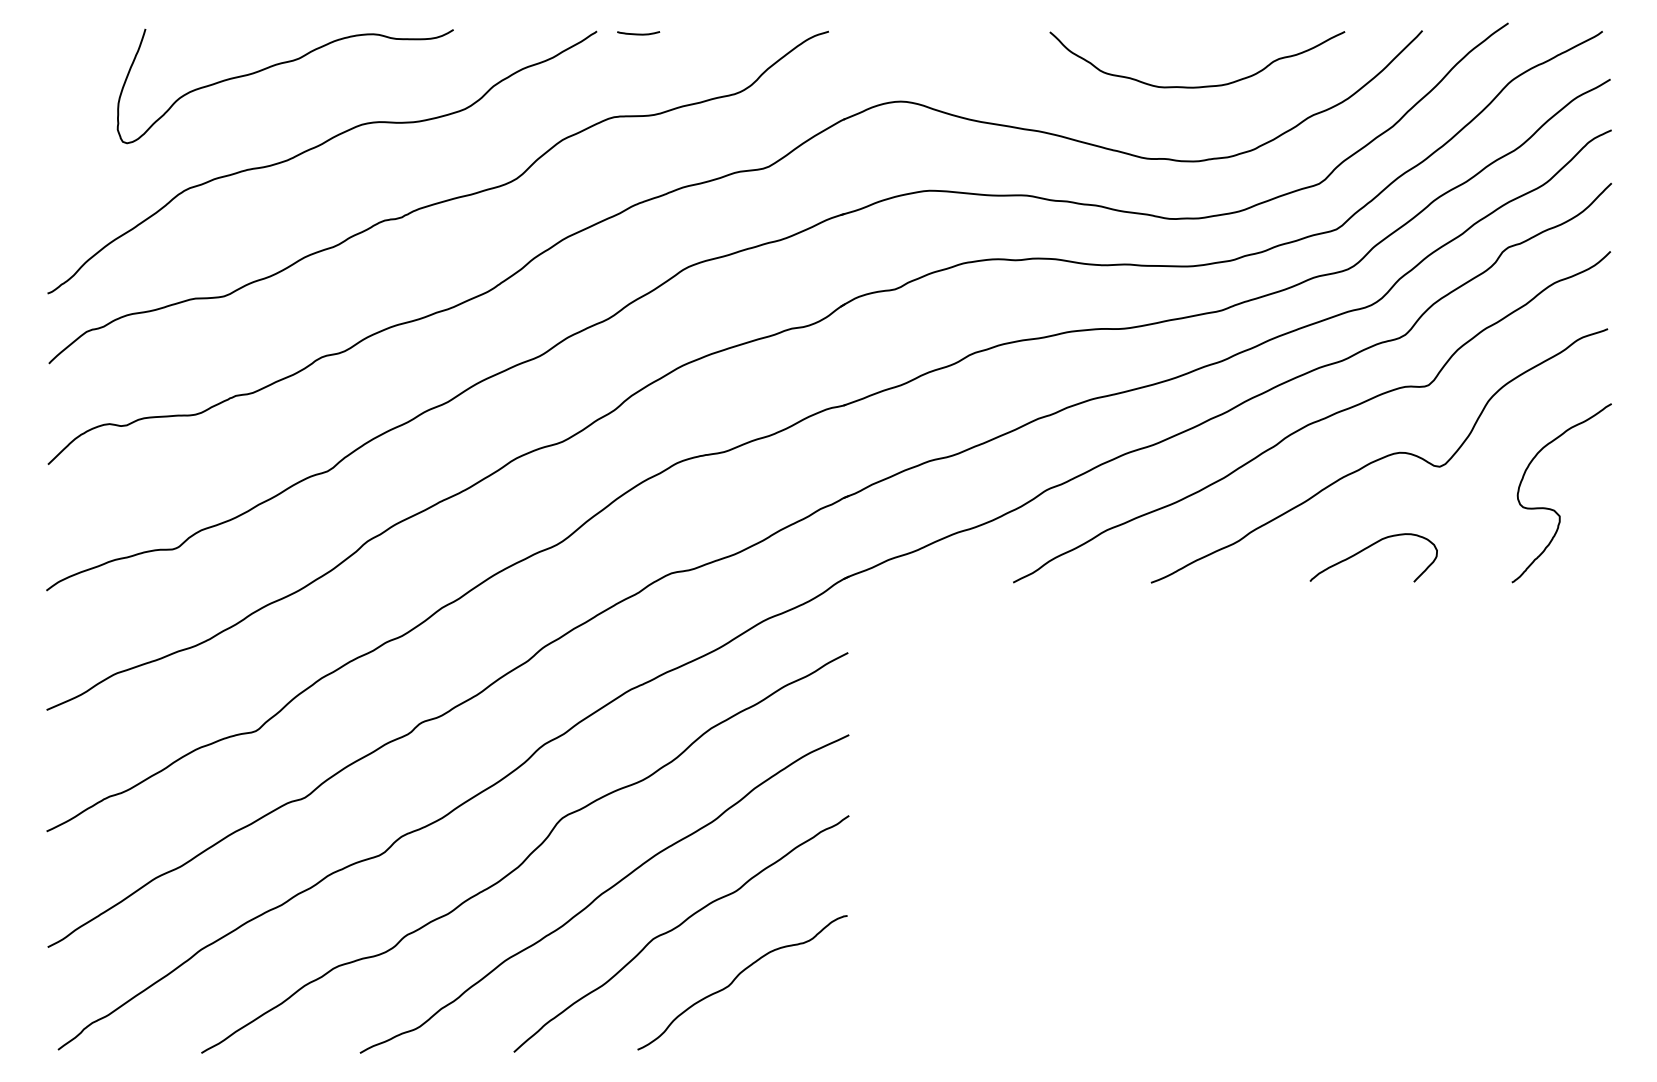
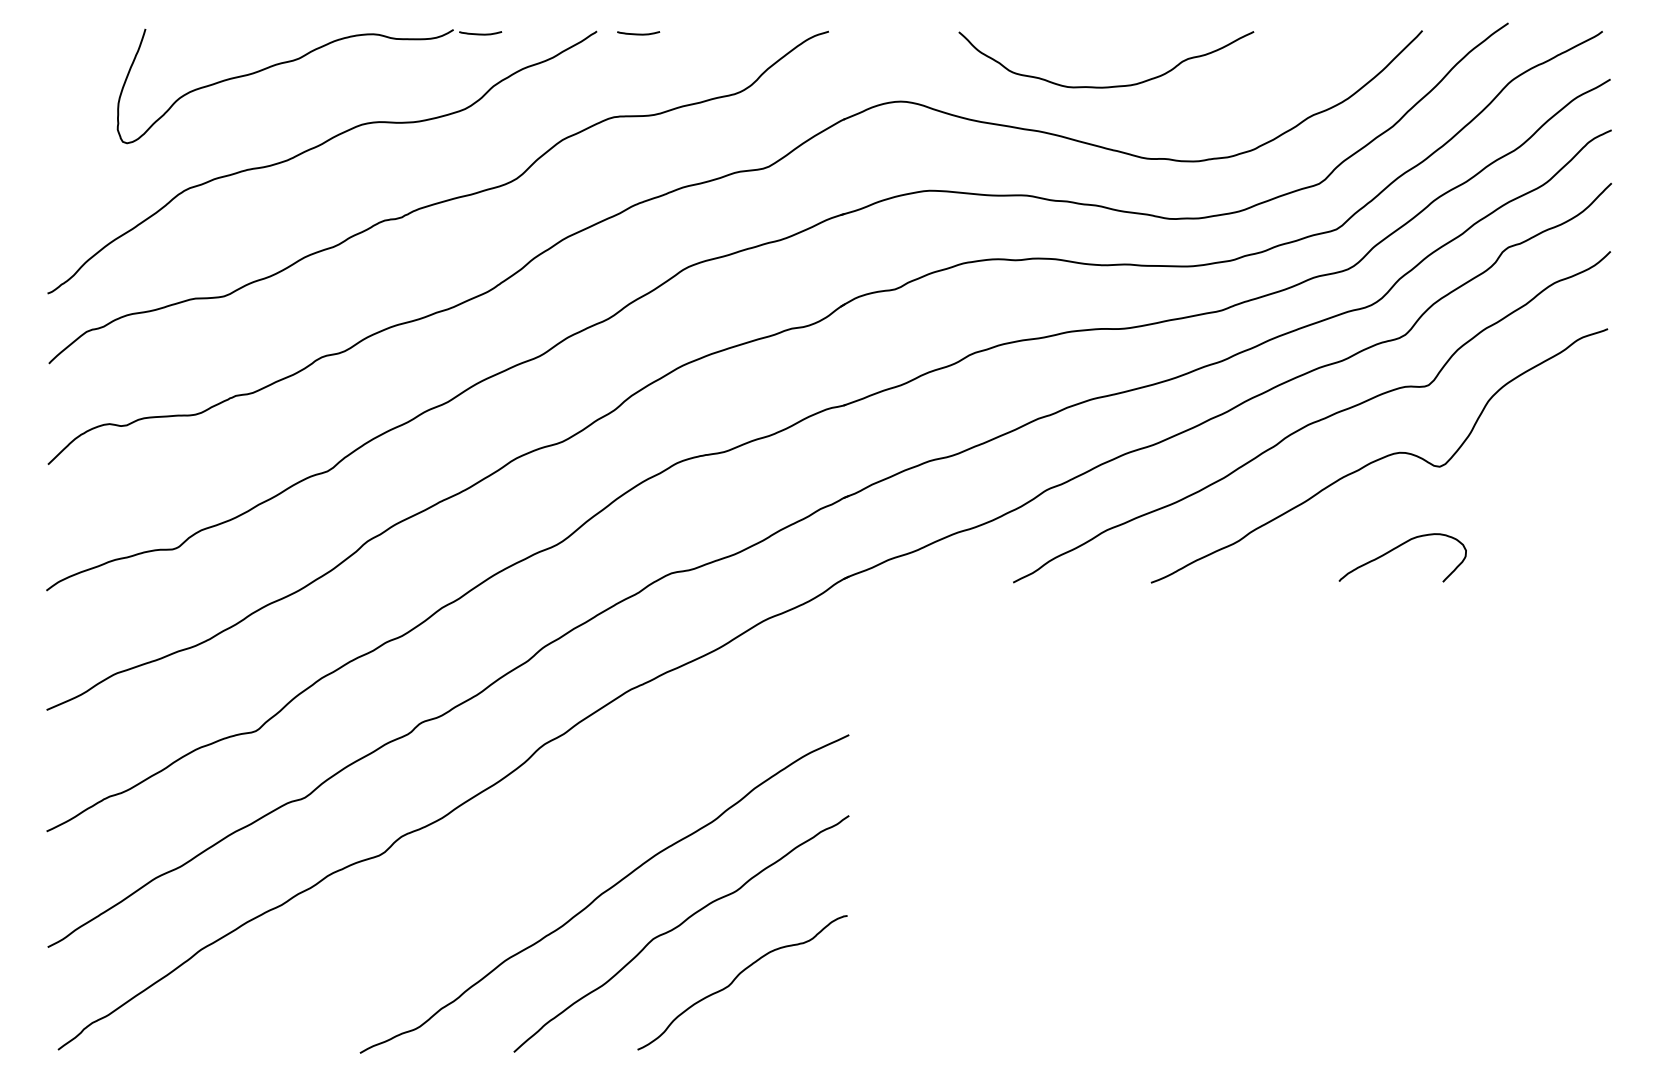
curve: none -> present (480, 33)
curve position: (1204, 85) -> (1113, 85) (1113, 85)
curve: present -> none (1554, 509)
curve position: (1368, 548) -> (1397, 548) (1397, 548)
curve: present -> none (528, 854)
